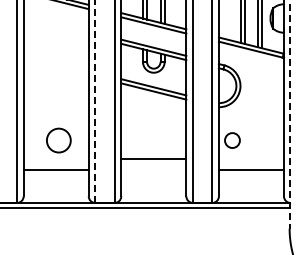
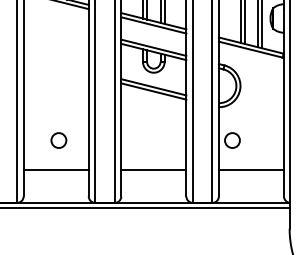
line: dashed -> solid (95, 101)
line: dashed -> solid (289, 114)
circle size: 26x27 px -> 18x17 px (58, 140)
line position: (153, 159) -> (153, 170) (153, 170)
